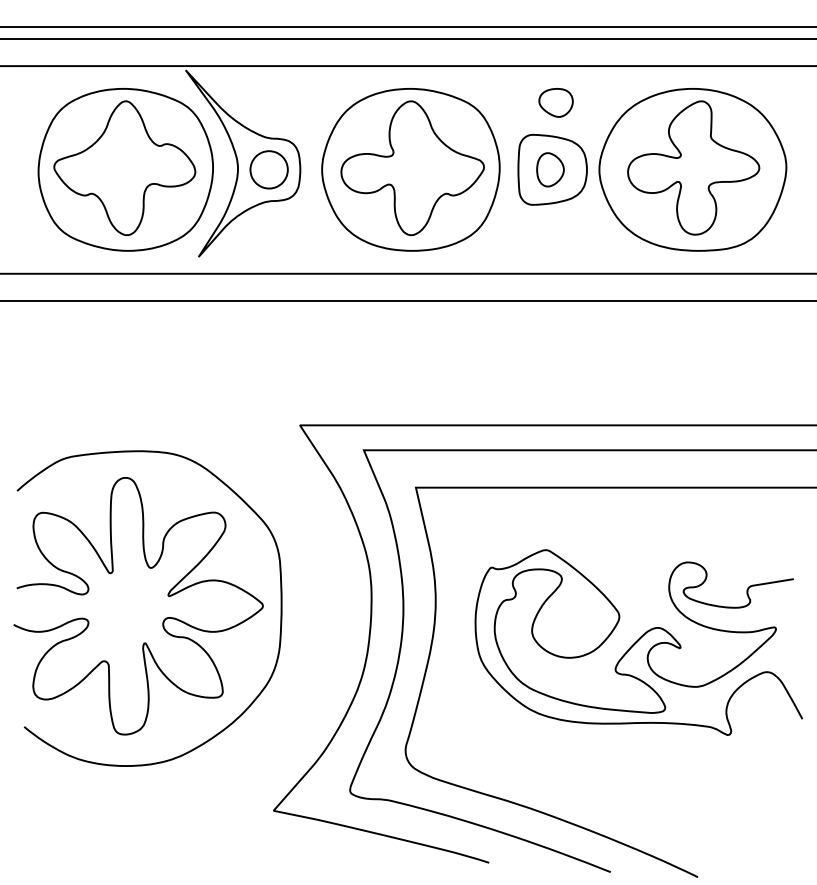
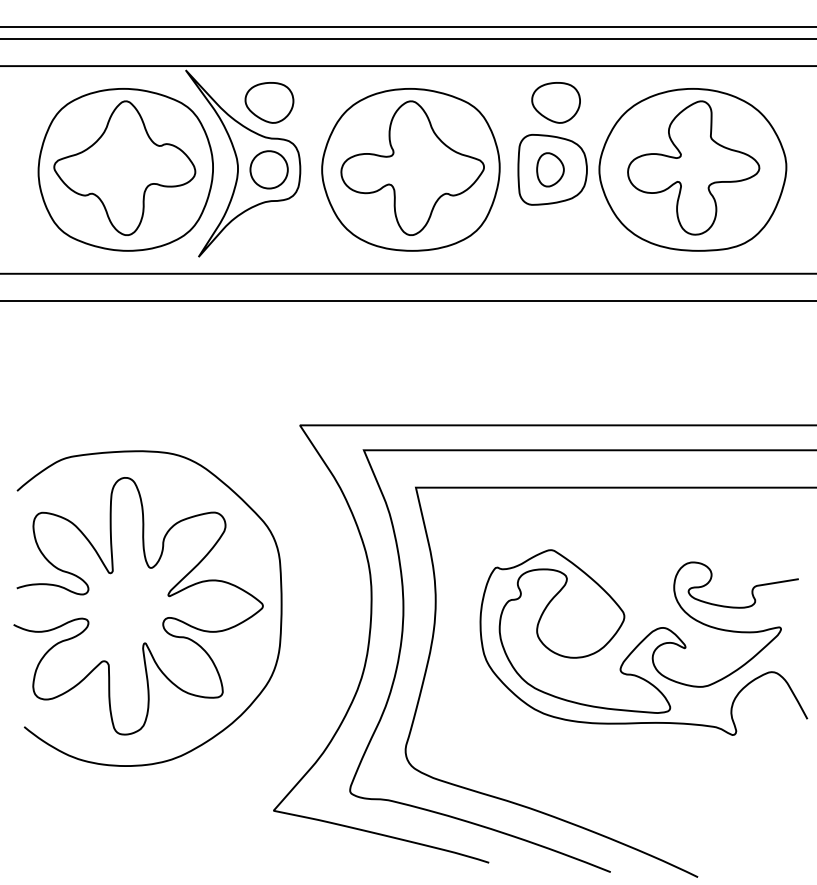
part: none -> present (269, 102)
part size: 36x30 px -> 50x42 px (555, 102)
curve position: (638, 641) -> (643, 641) (643, 641)
